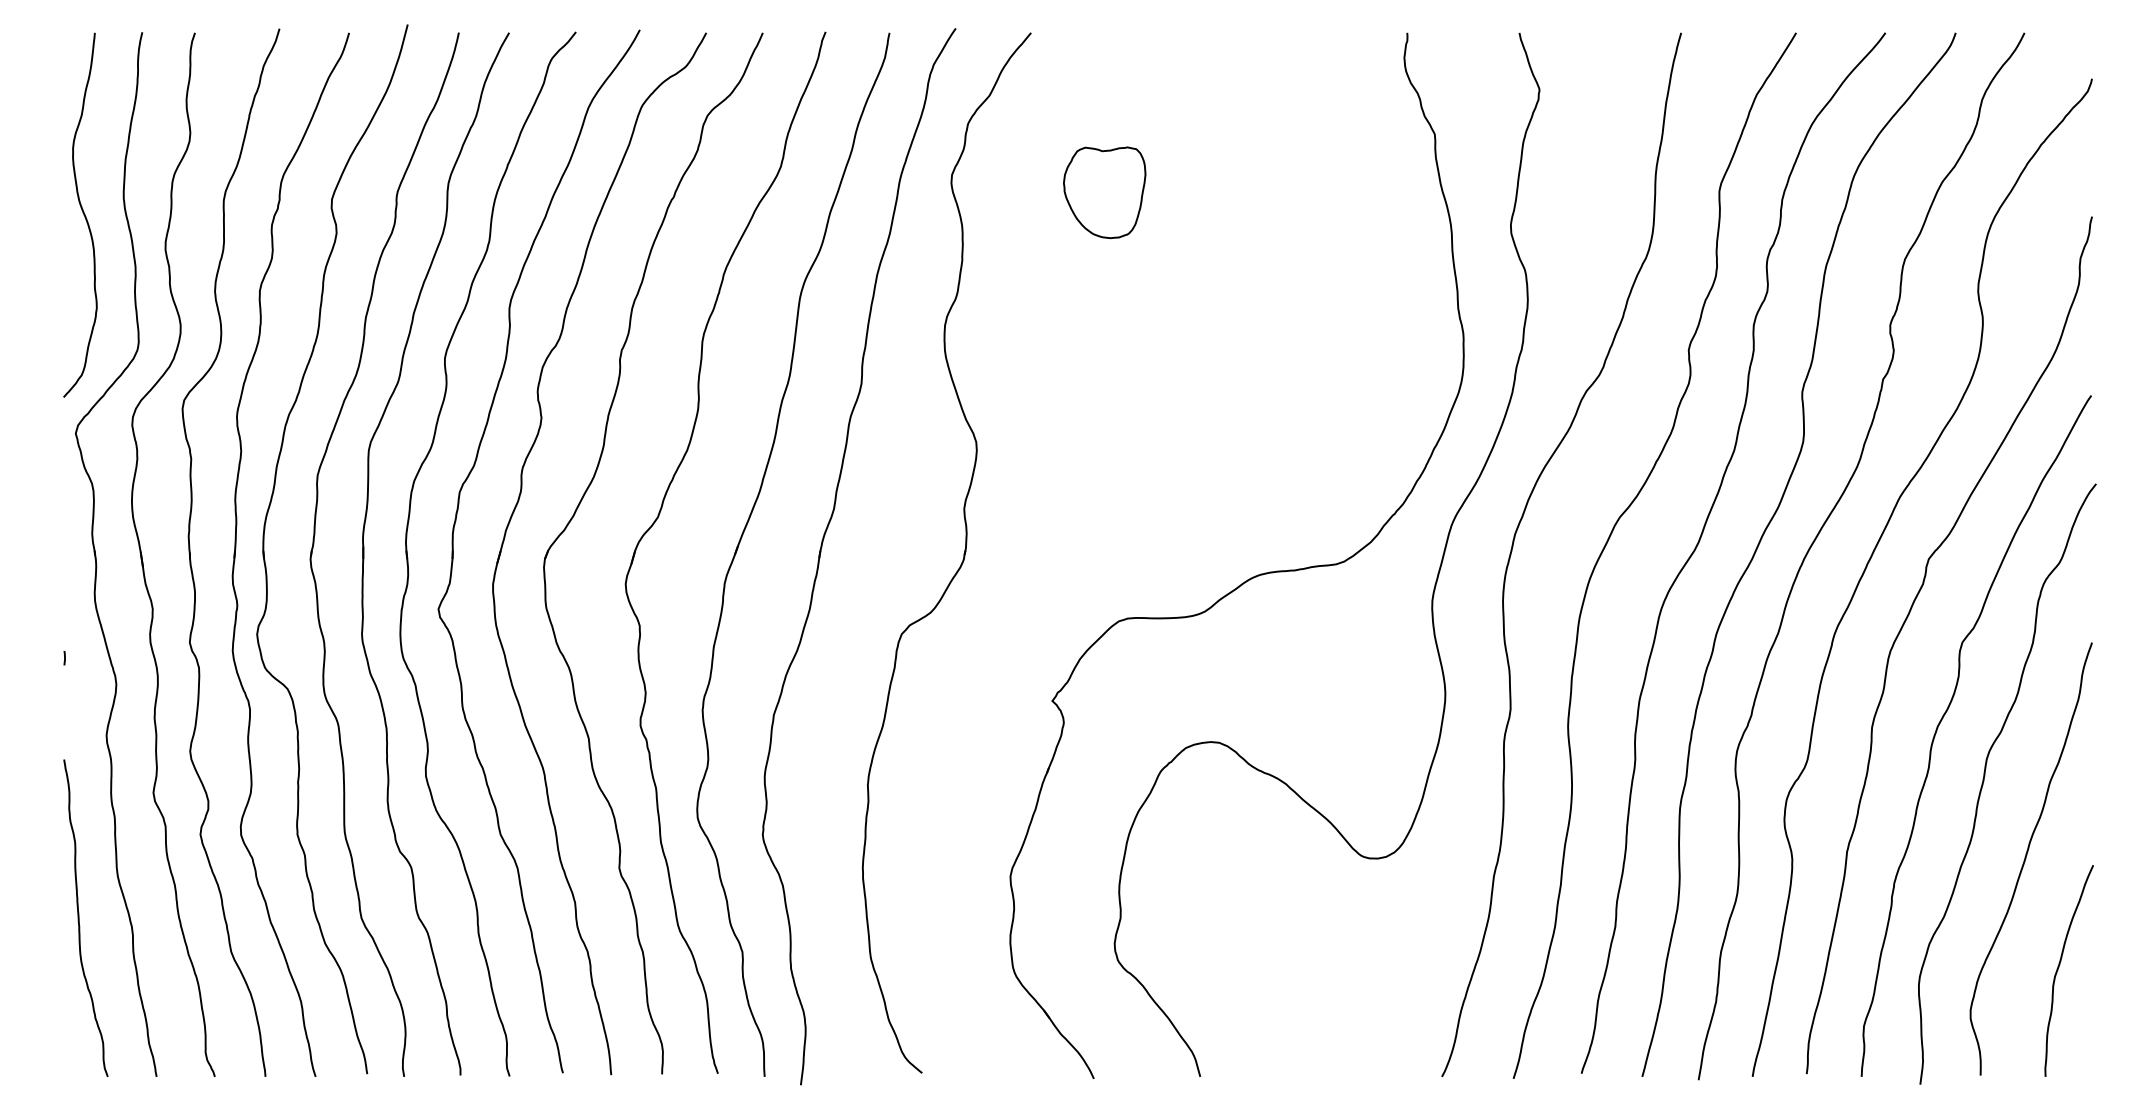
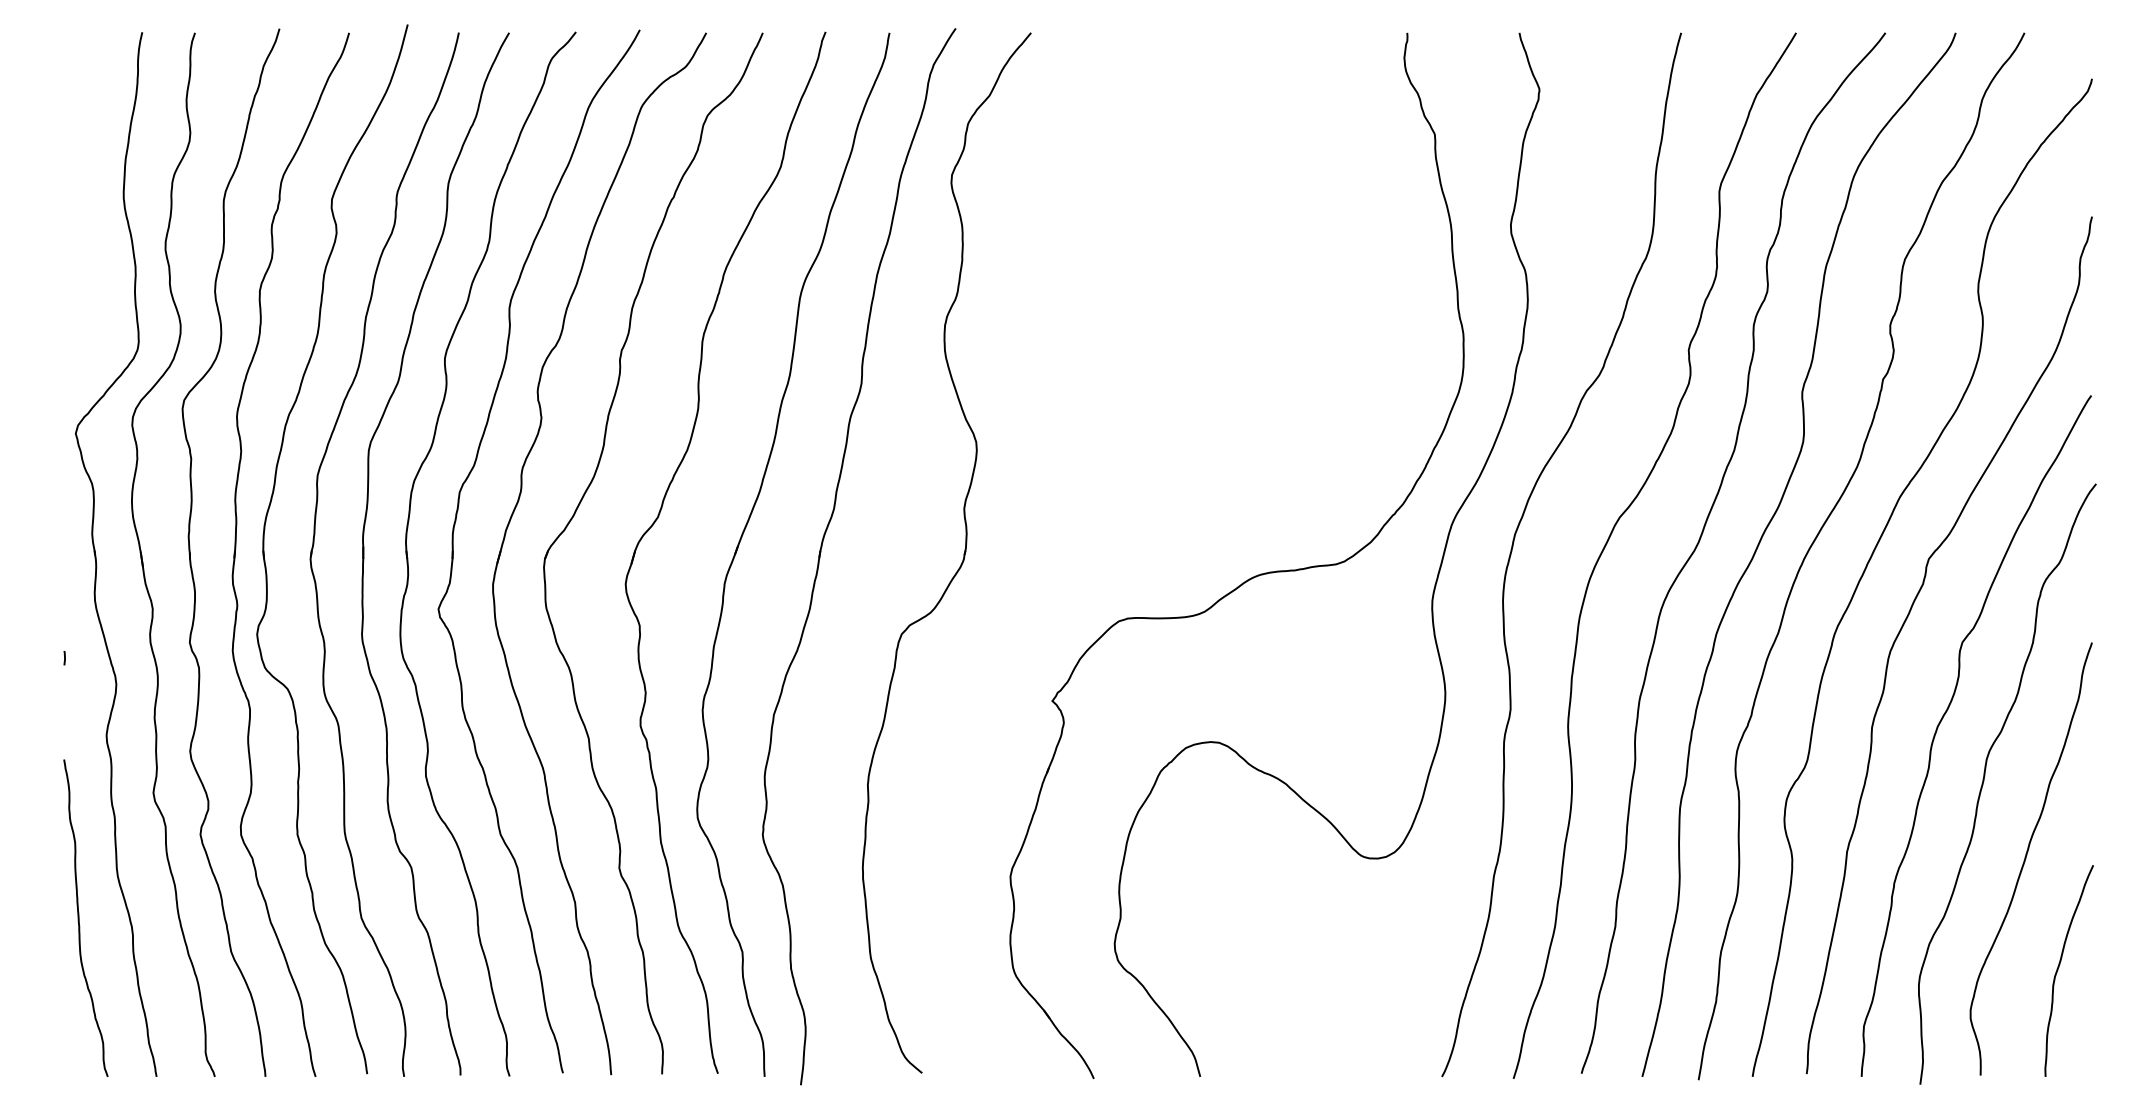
part: present -> none (1104, 192)
curve: present -> none (82, 212)
